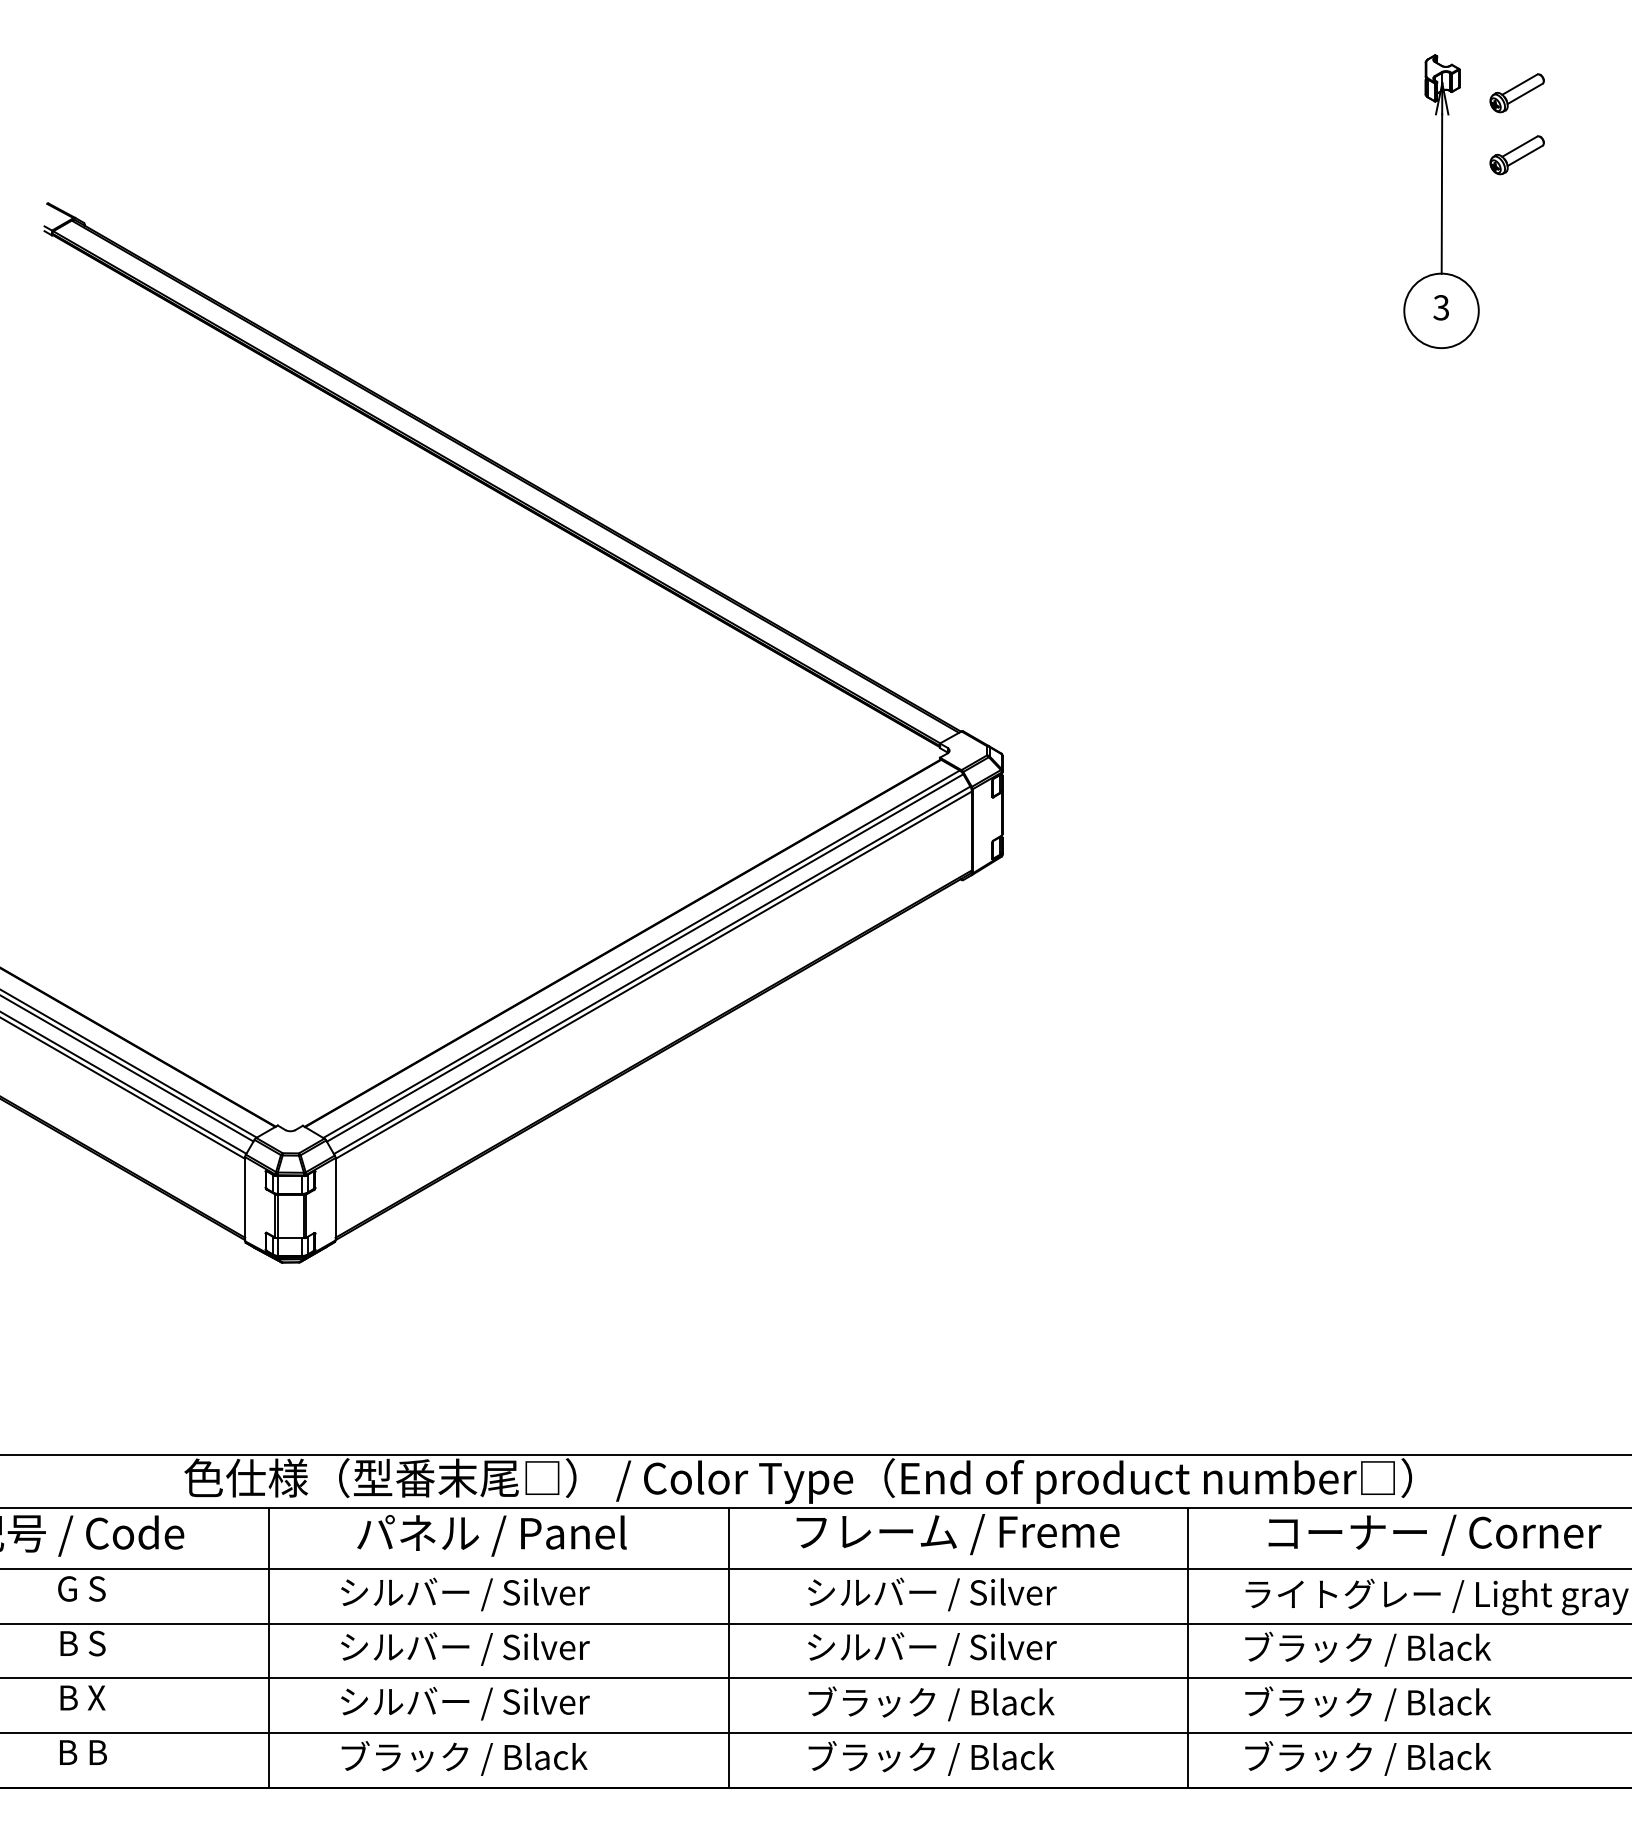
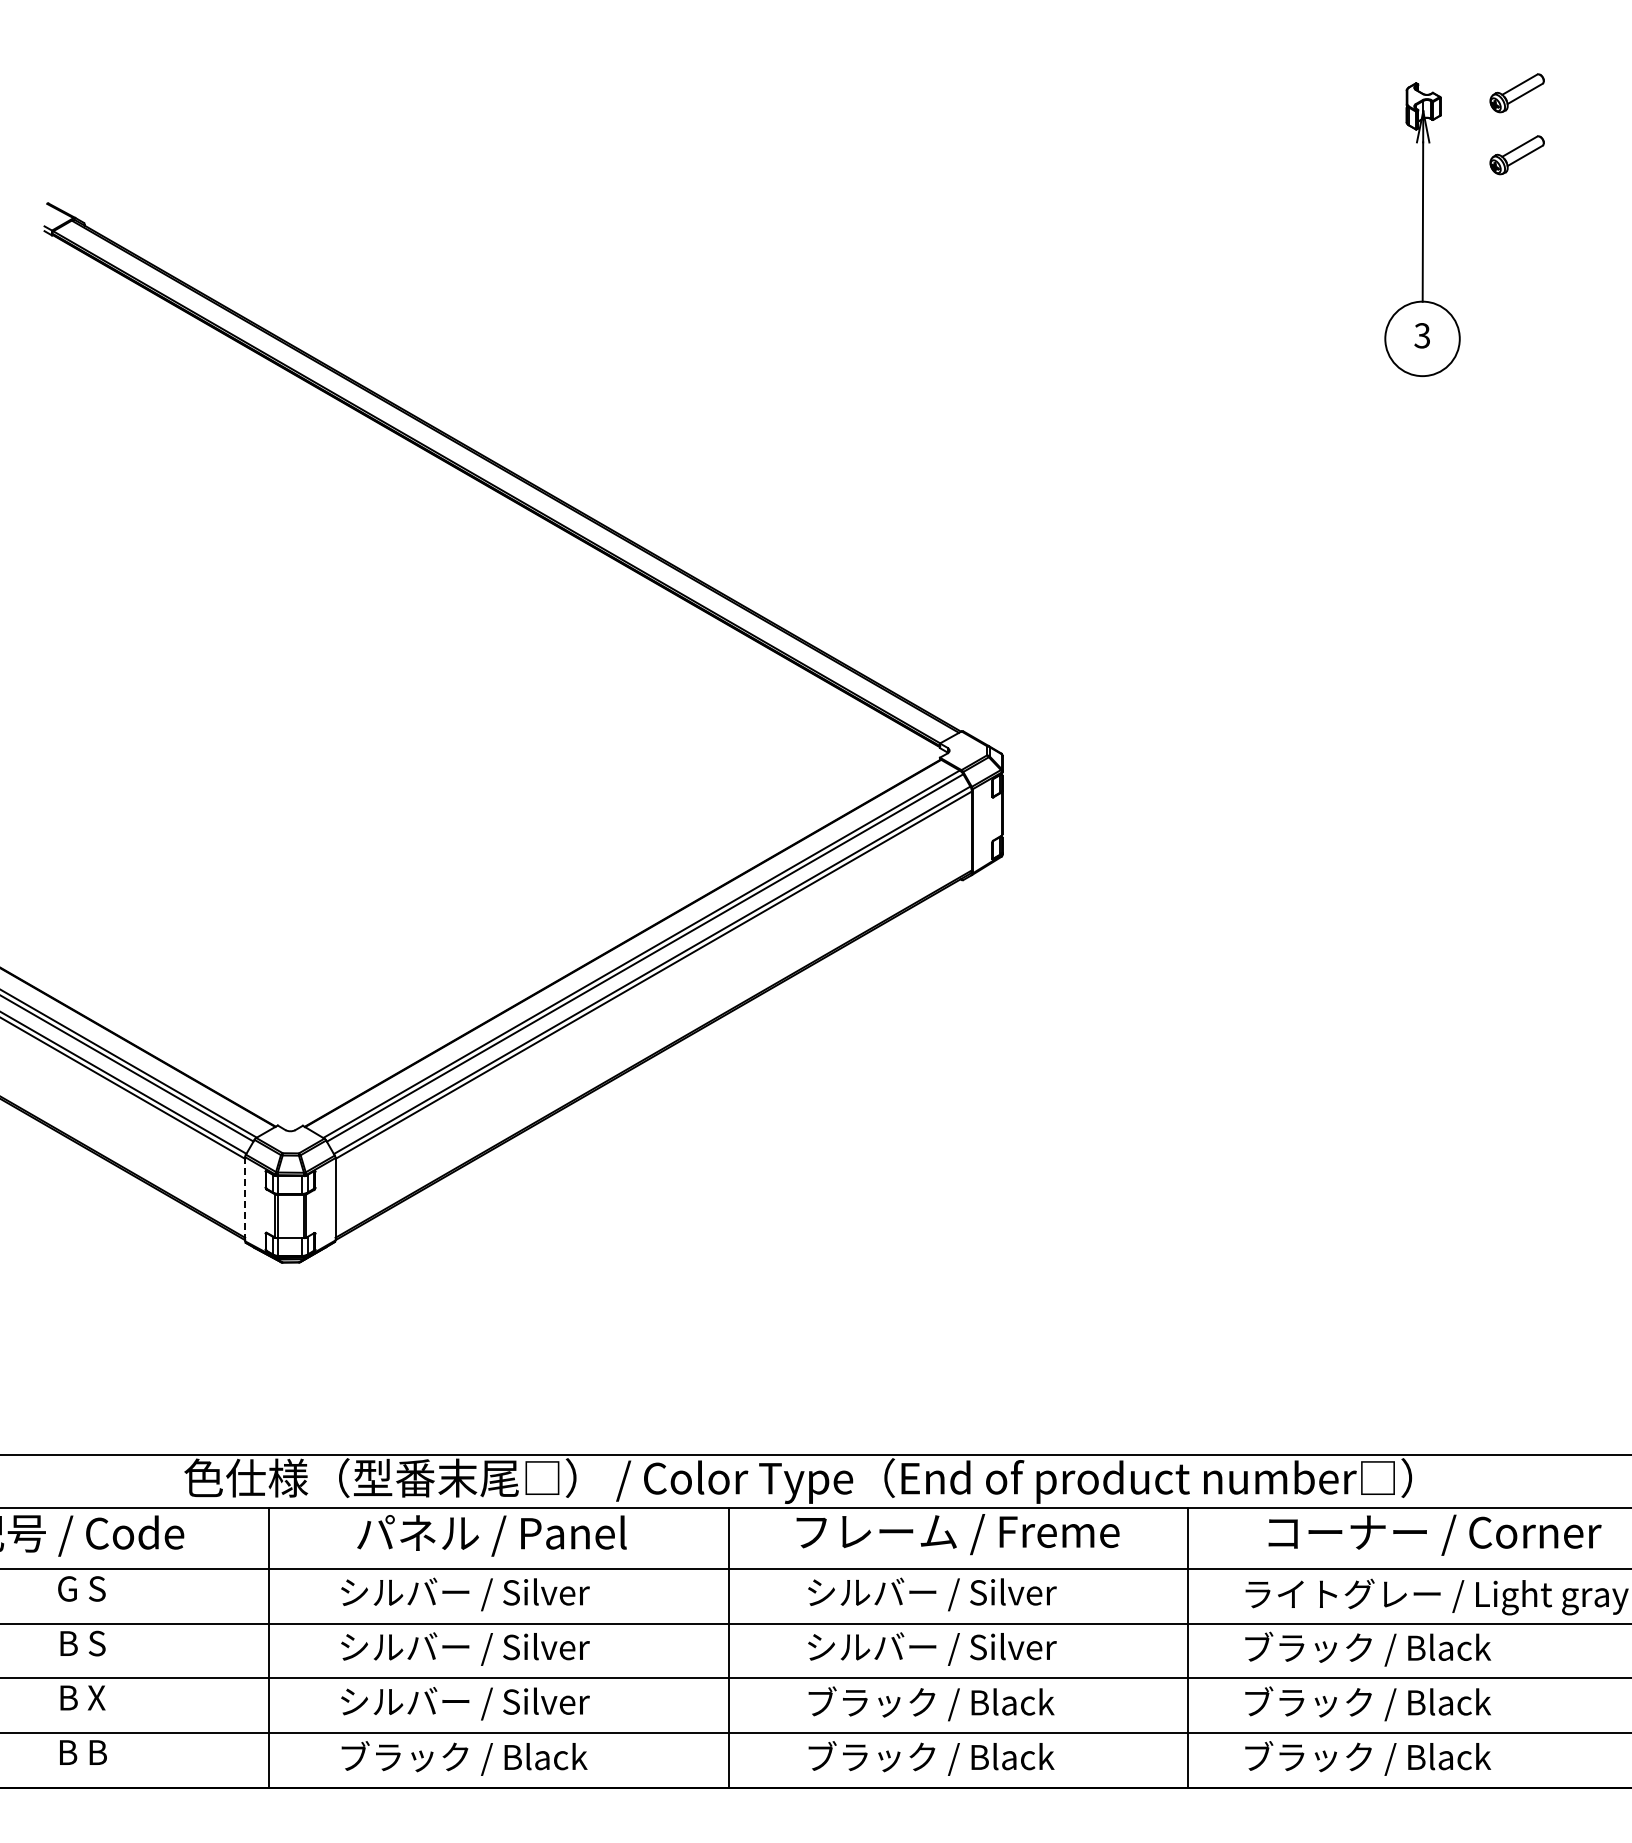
part position: (1441, 201) -> (1422, 229) (1422, 229)
line: solid -> dashed (245, 1198)
